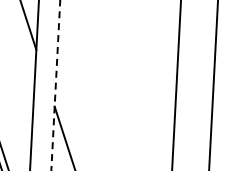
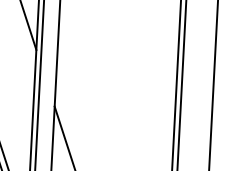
line: none -> present (39, 84)
line: none -> present (181, 84)
line: dashed -> solid (55, 85)
